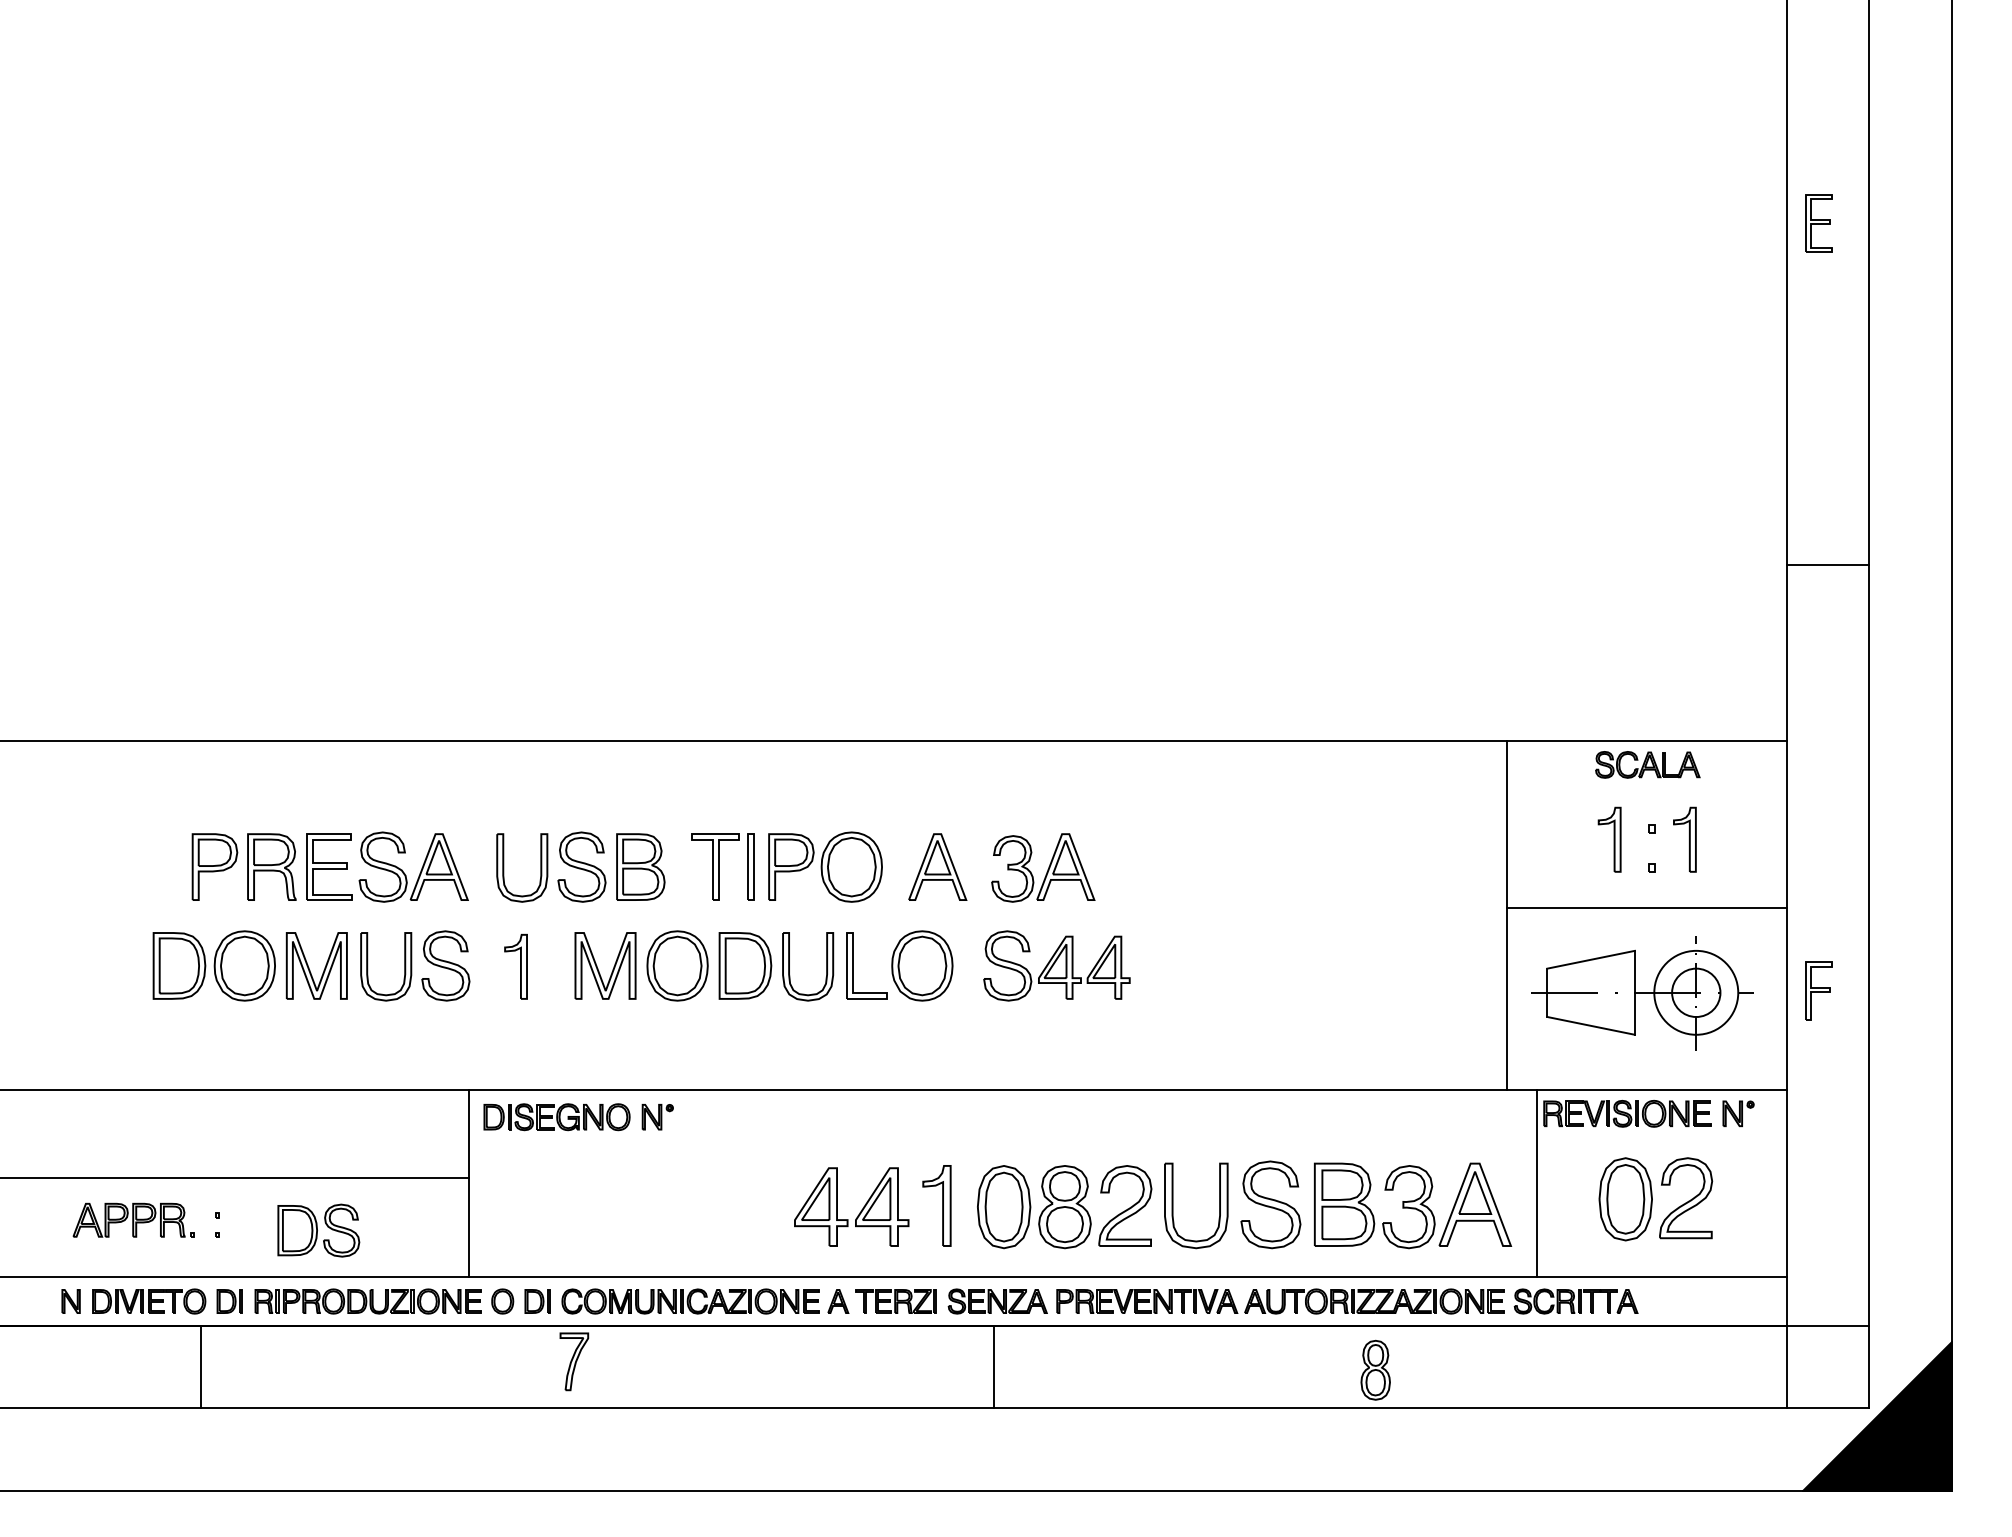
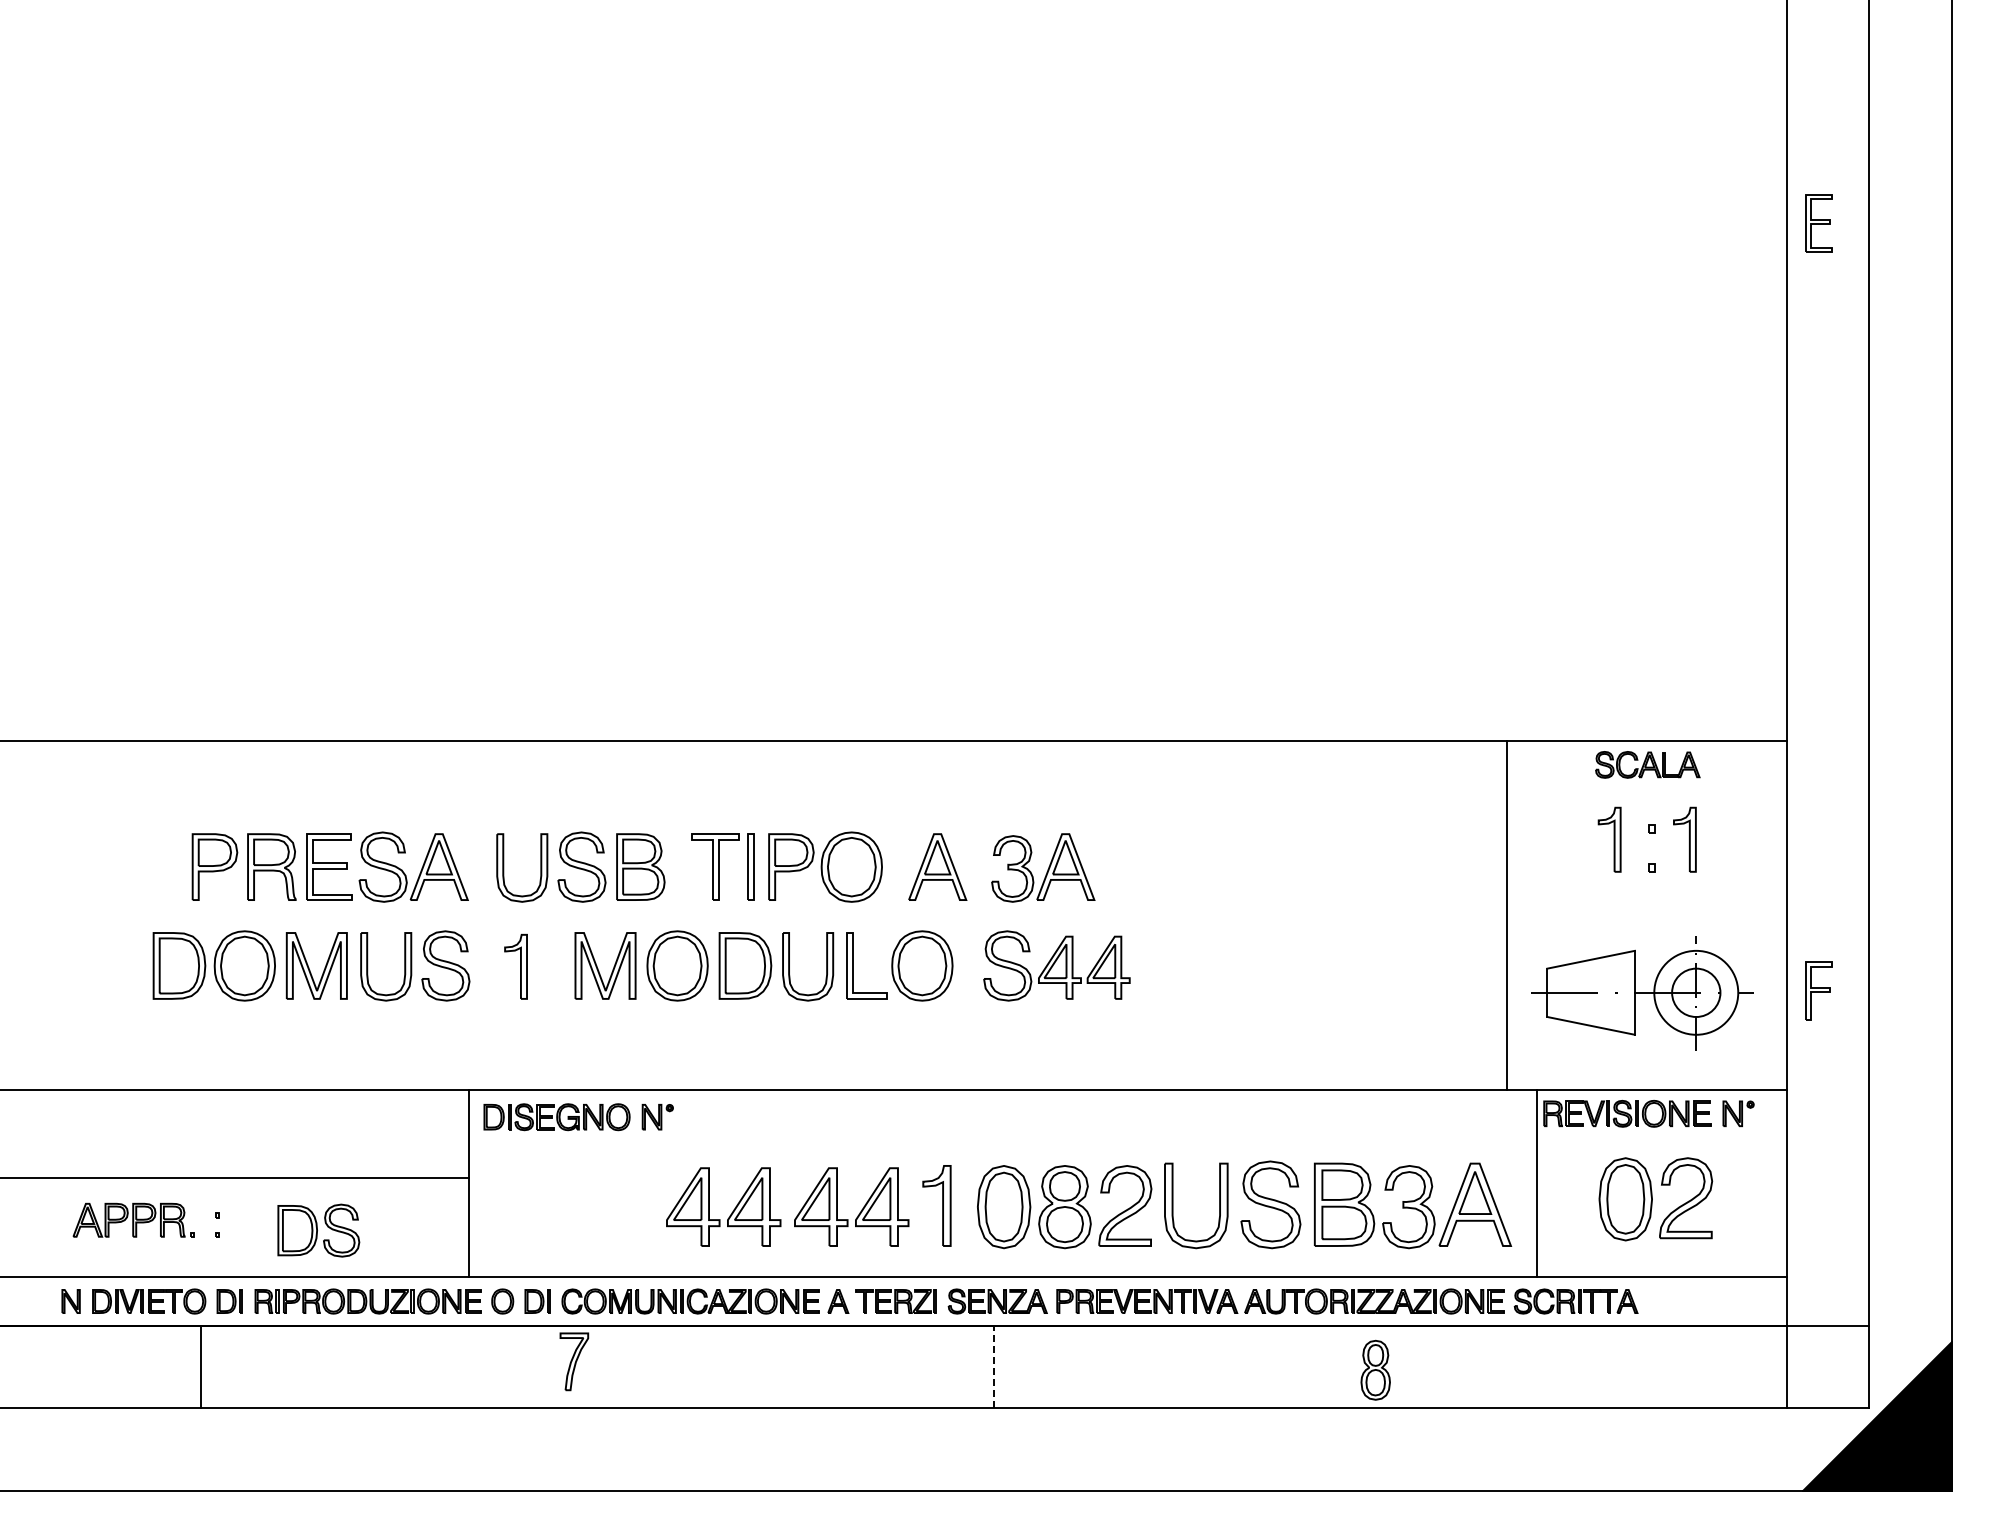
line: present -> none (1827, 565)
line: present -> none (1646, 907)
part: none -> present (731, 1212)
line: solid -> dashed (994, 1366)
